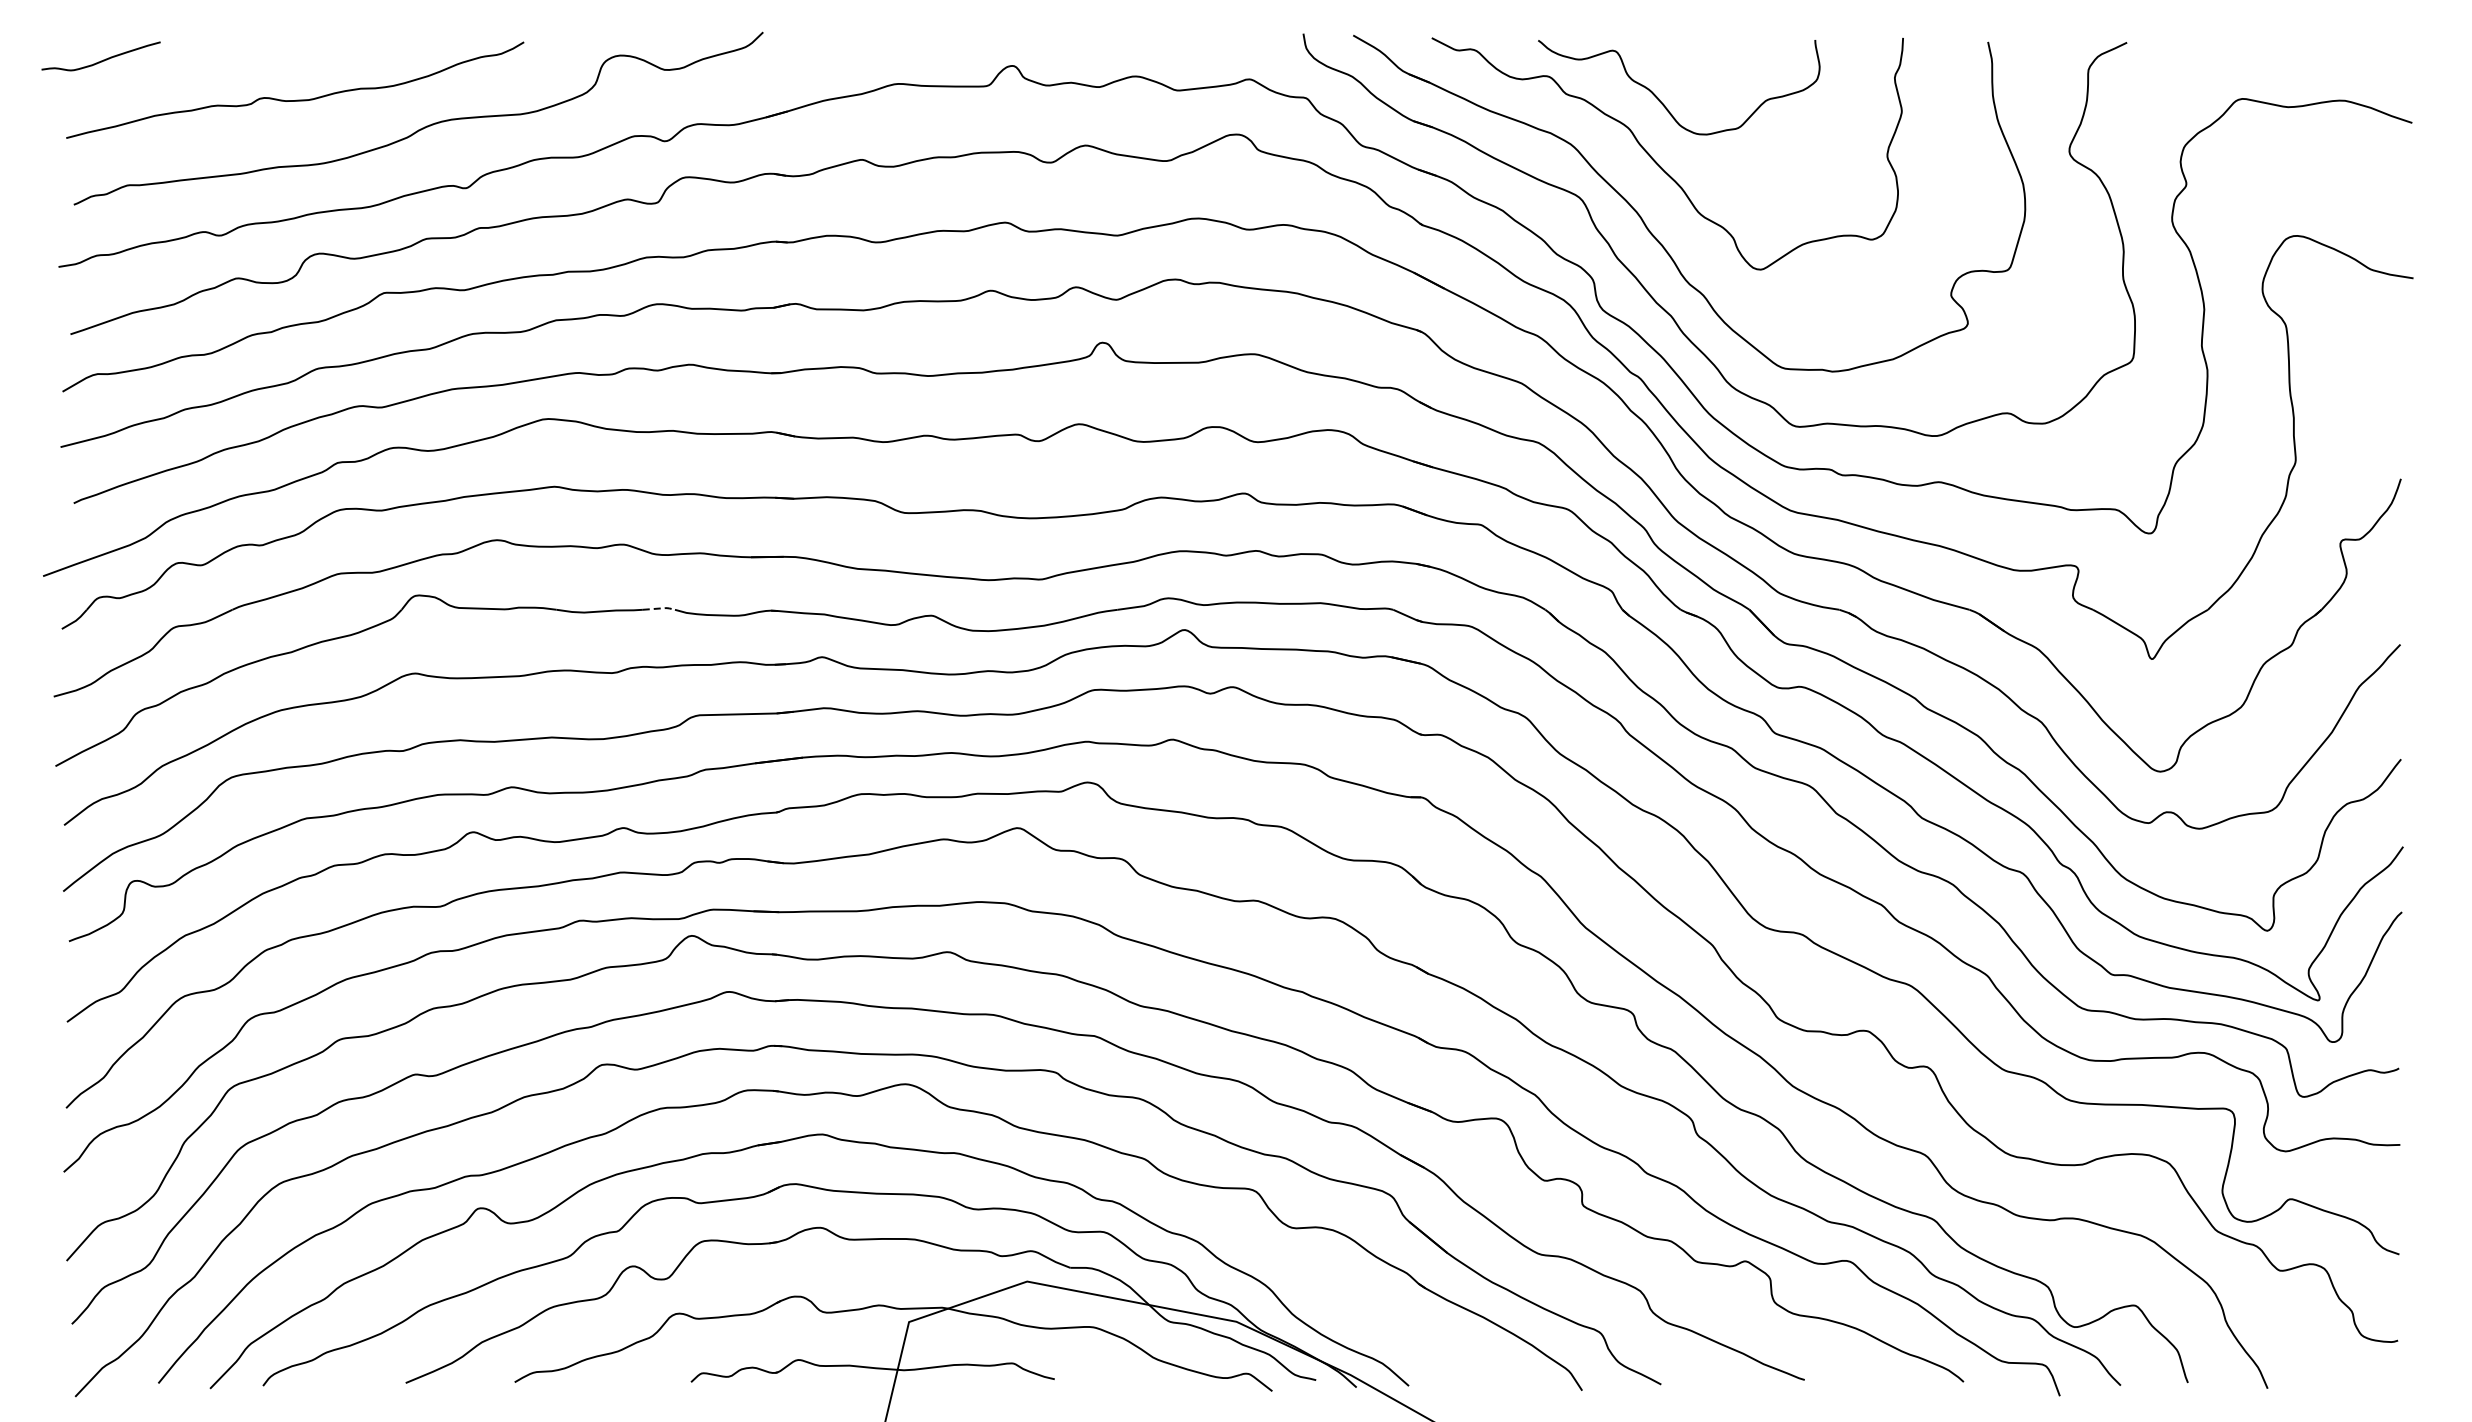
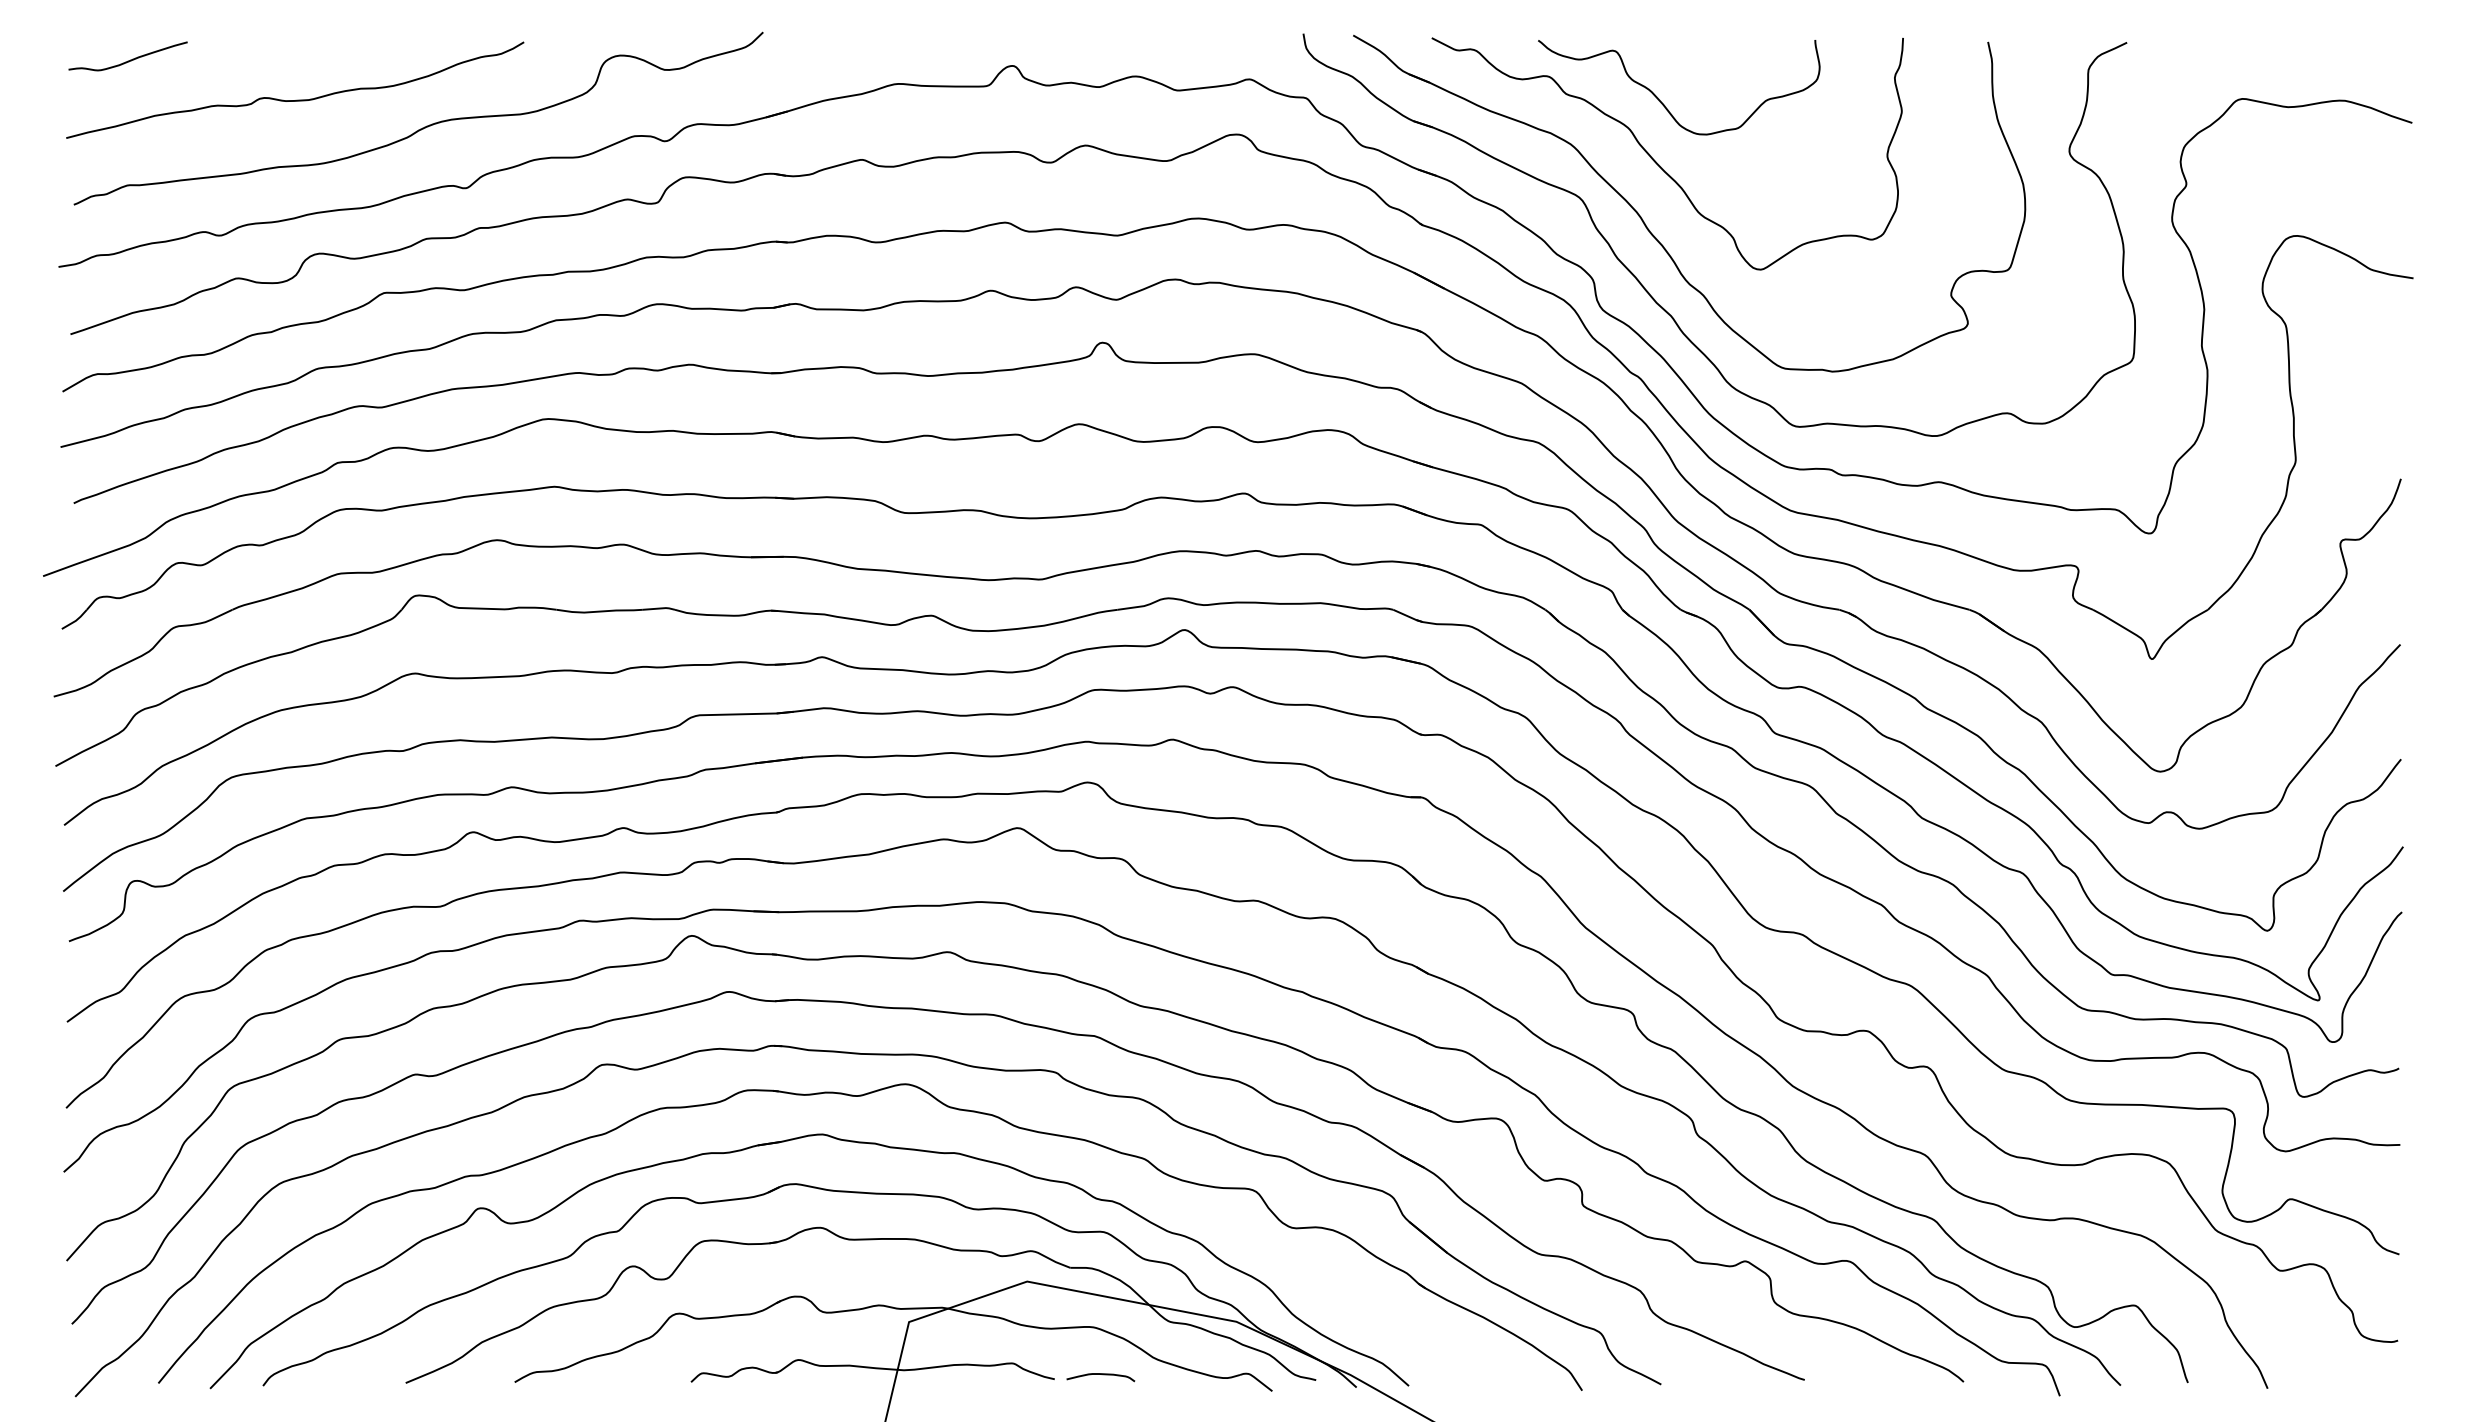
curve position: (100, 60) -> (127, 60) (127, 60)
line: dashed -> solid (661, 608)
curve: none -> present (1102, 1375)
